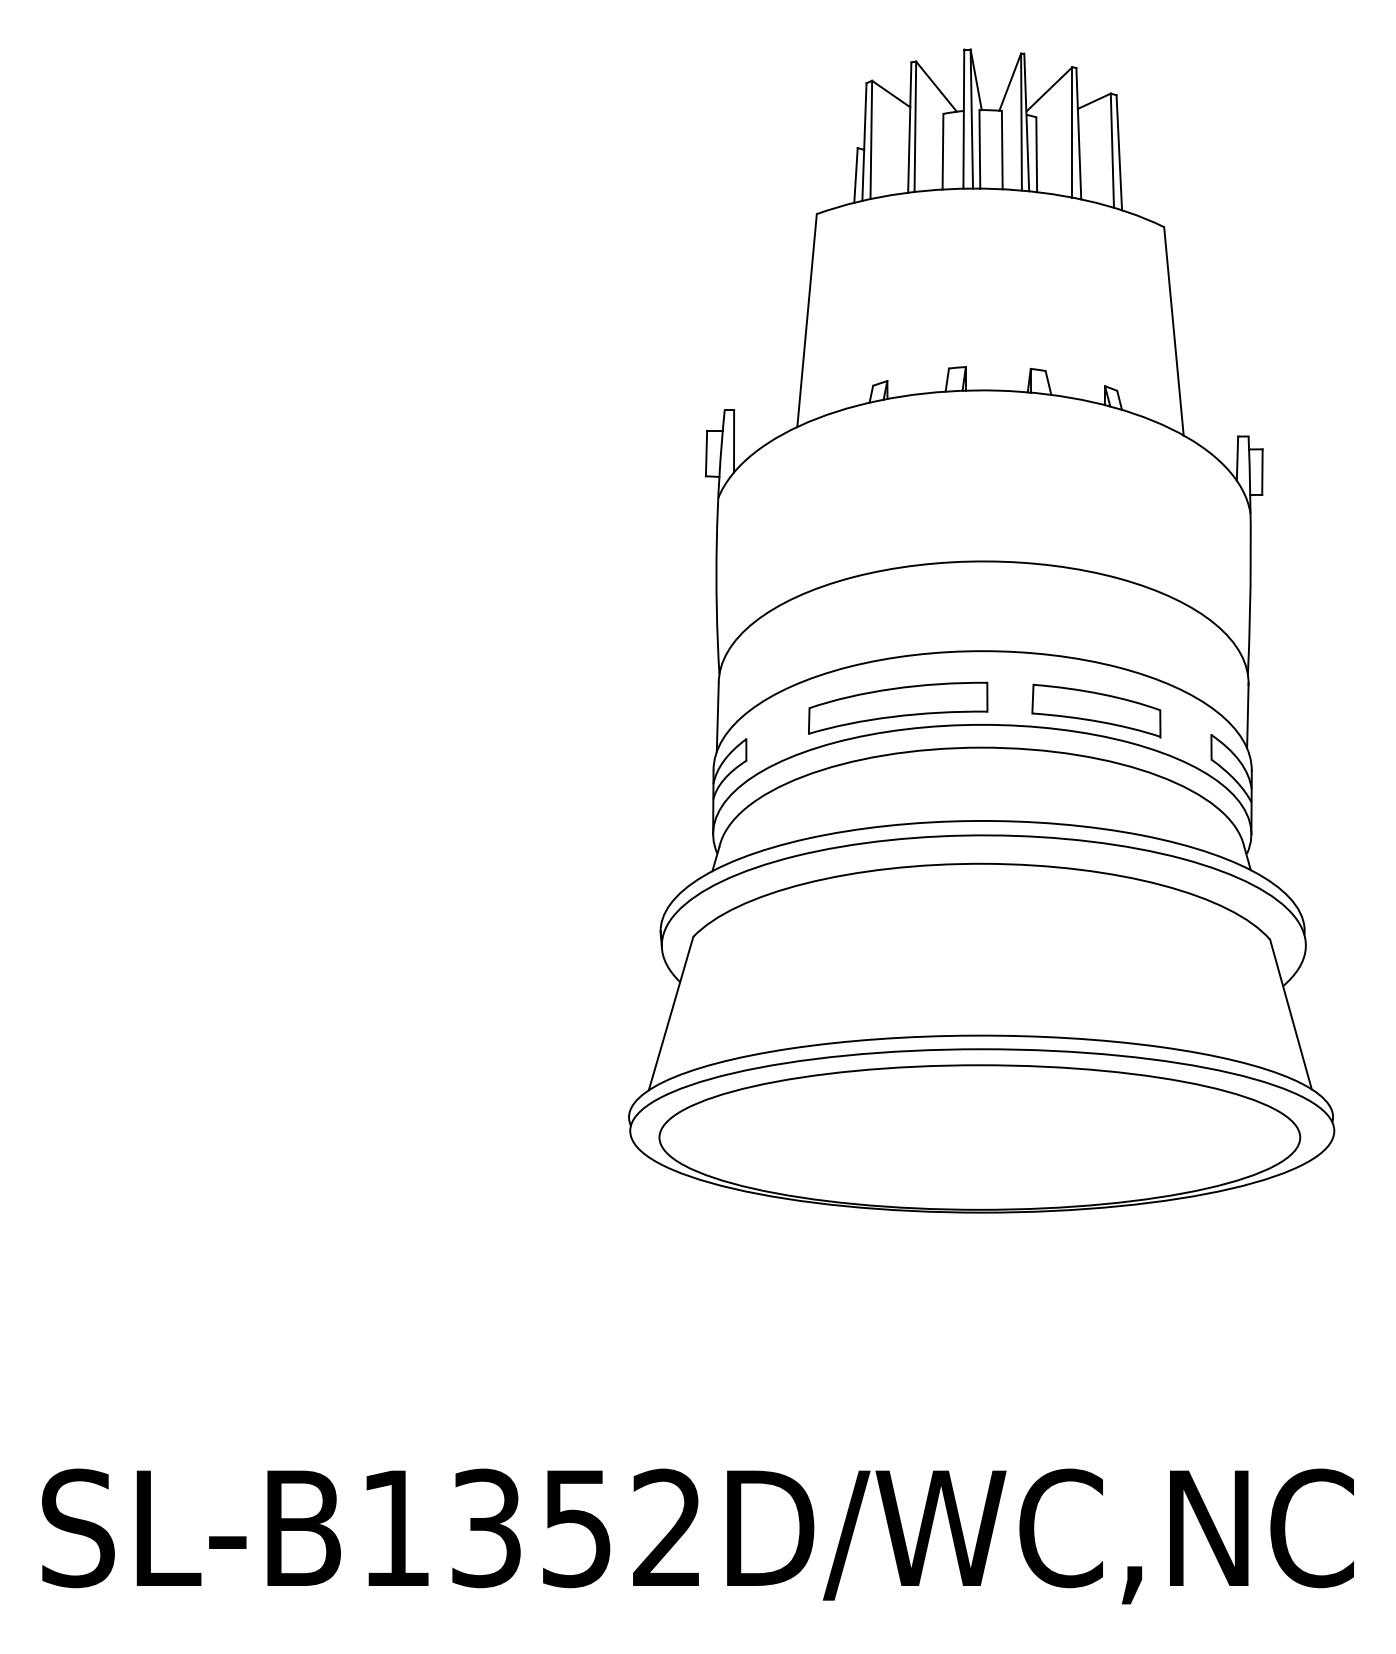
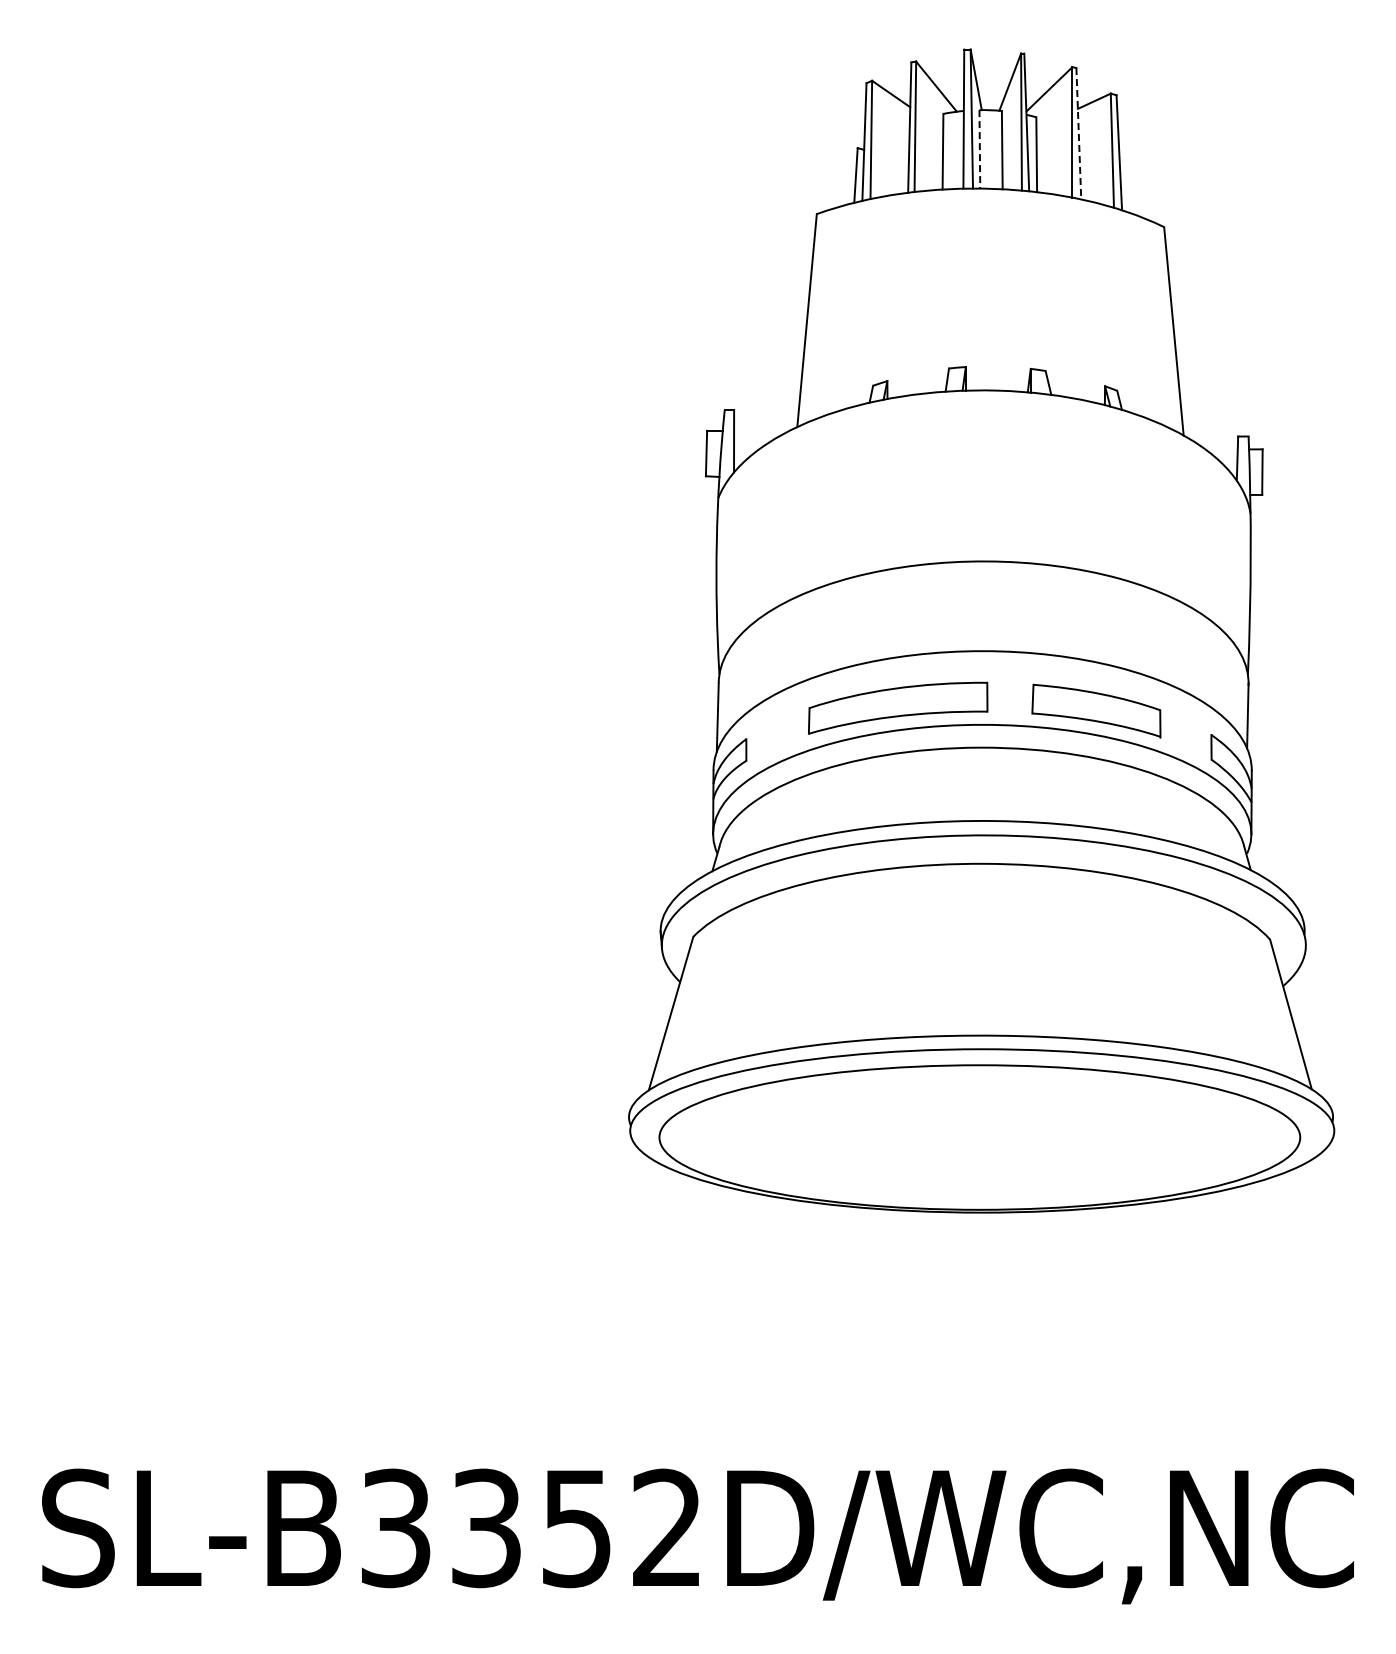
line: solid -> dashed (1078, 133)
line: solid -> dashed (979, 150)
text: SL-B1352D/WC,NC -> SL-B3352D/WC,NC (396, 1528)
